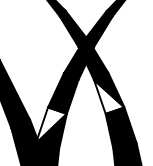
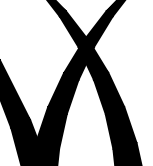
fill: none -> present (109, 96)
fill: none -> present (50, 125)
